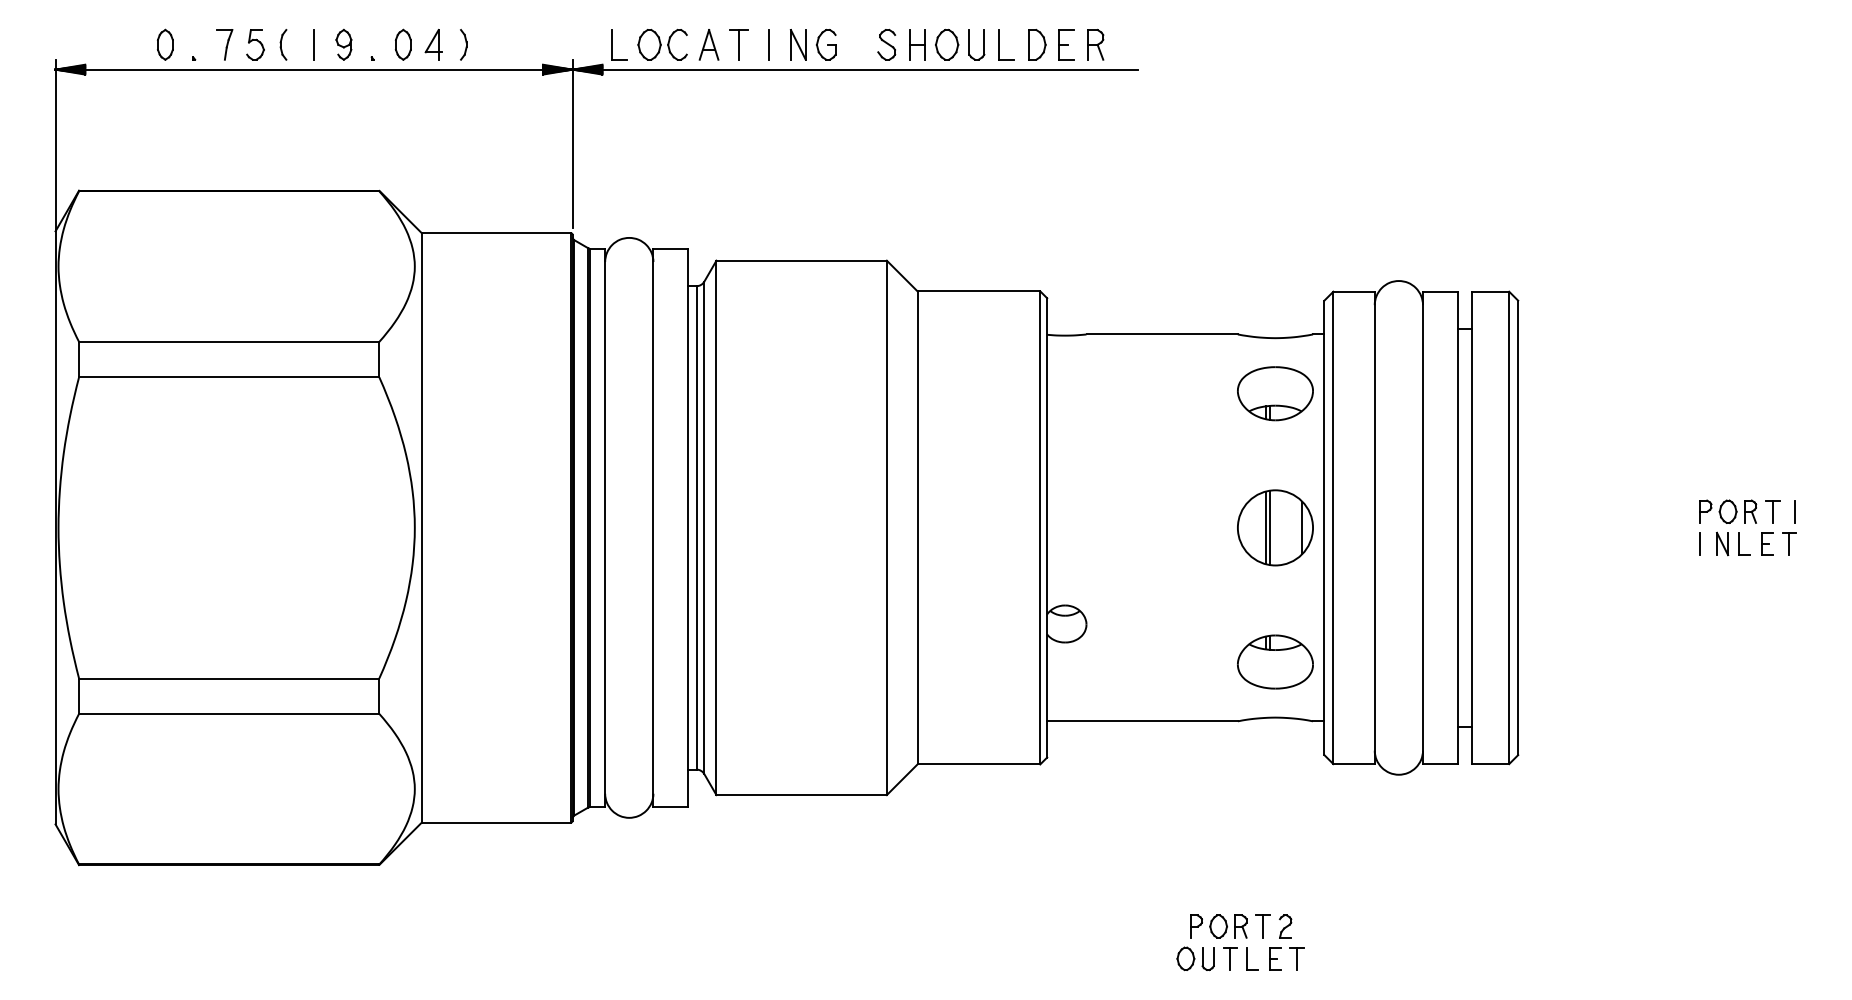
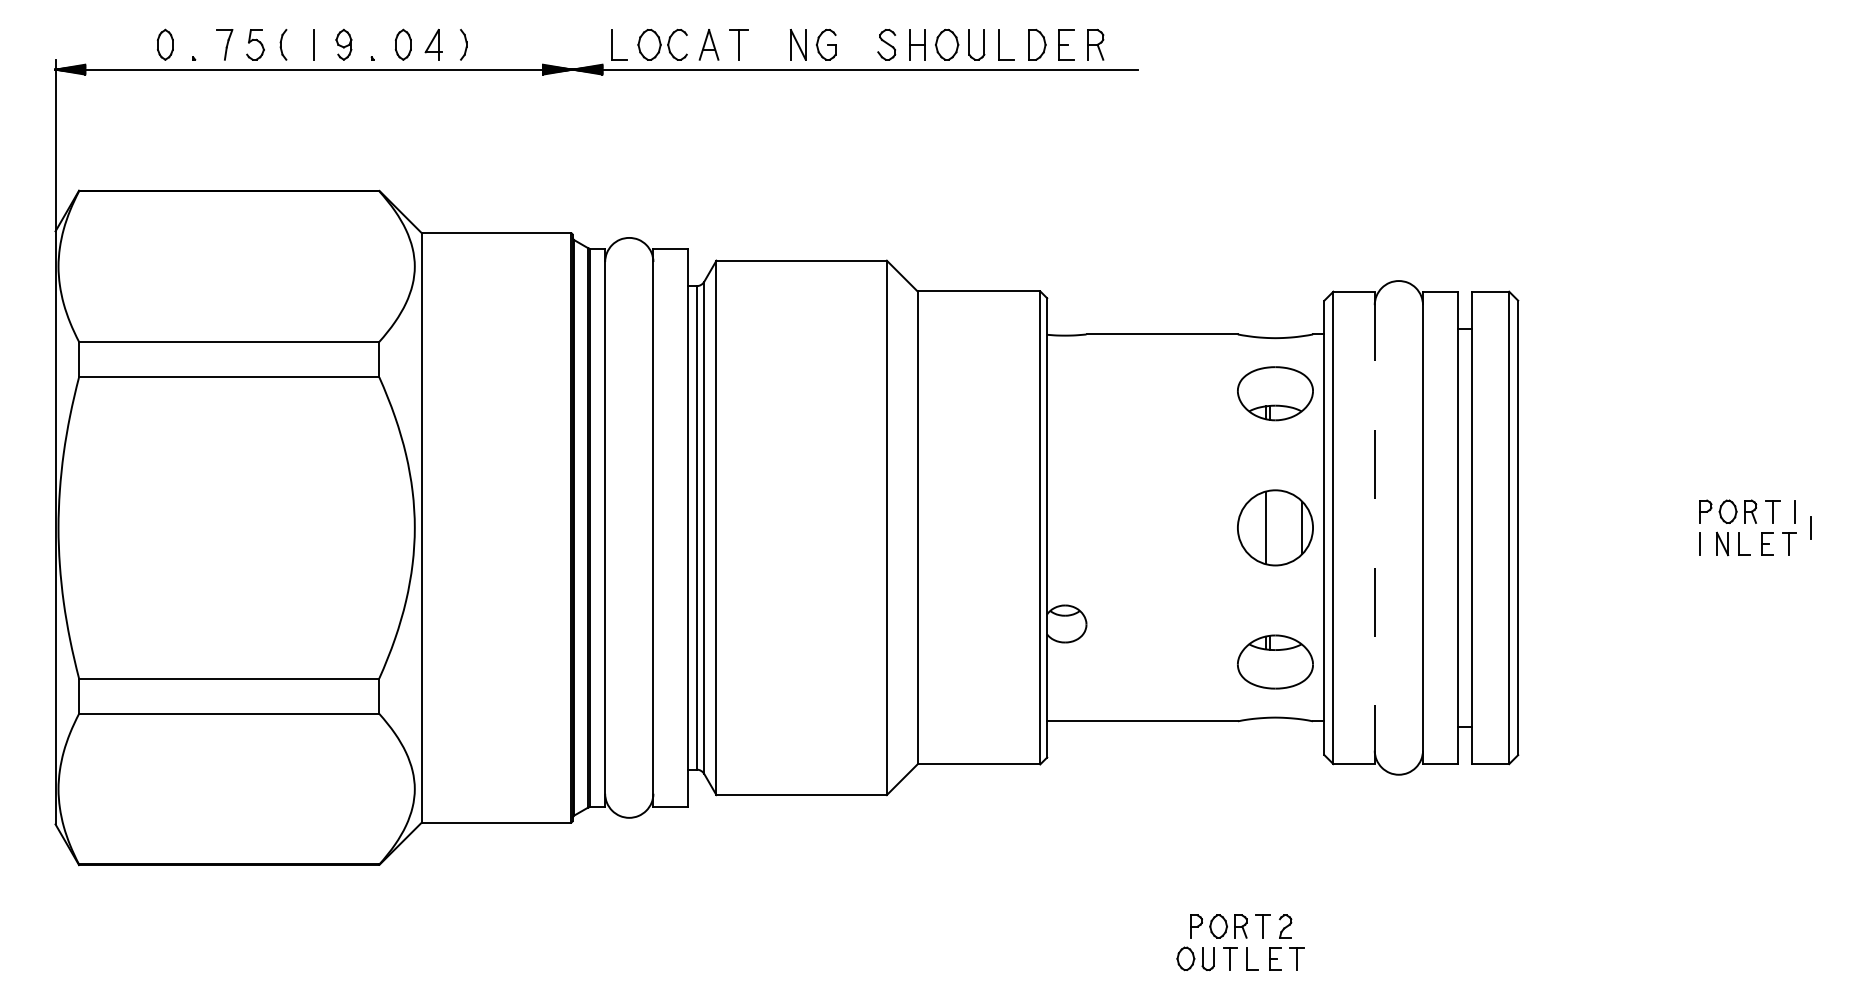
line: present -> none (768, 44)
line: present -> none (572, 143)
line: present -> none (1269, 527)
line: none -> present (1810, 527)
line: solid -> dashed (1374, 528)
